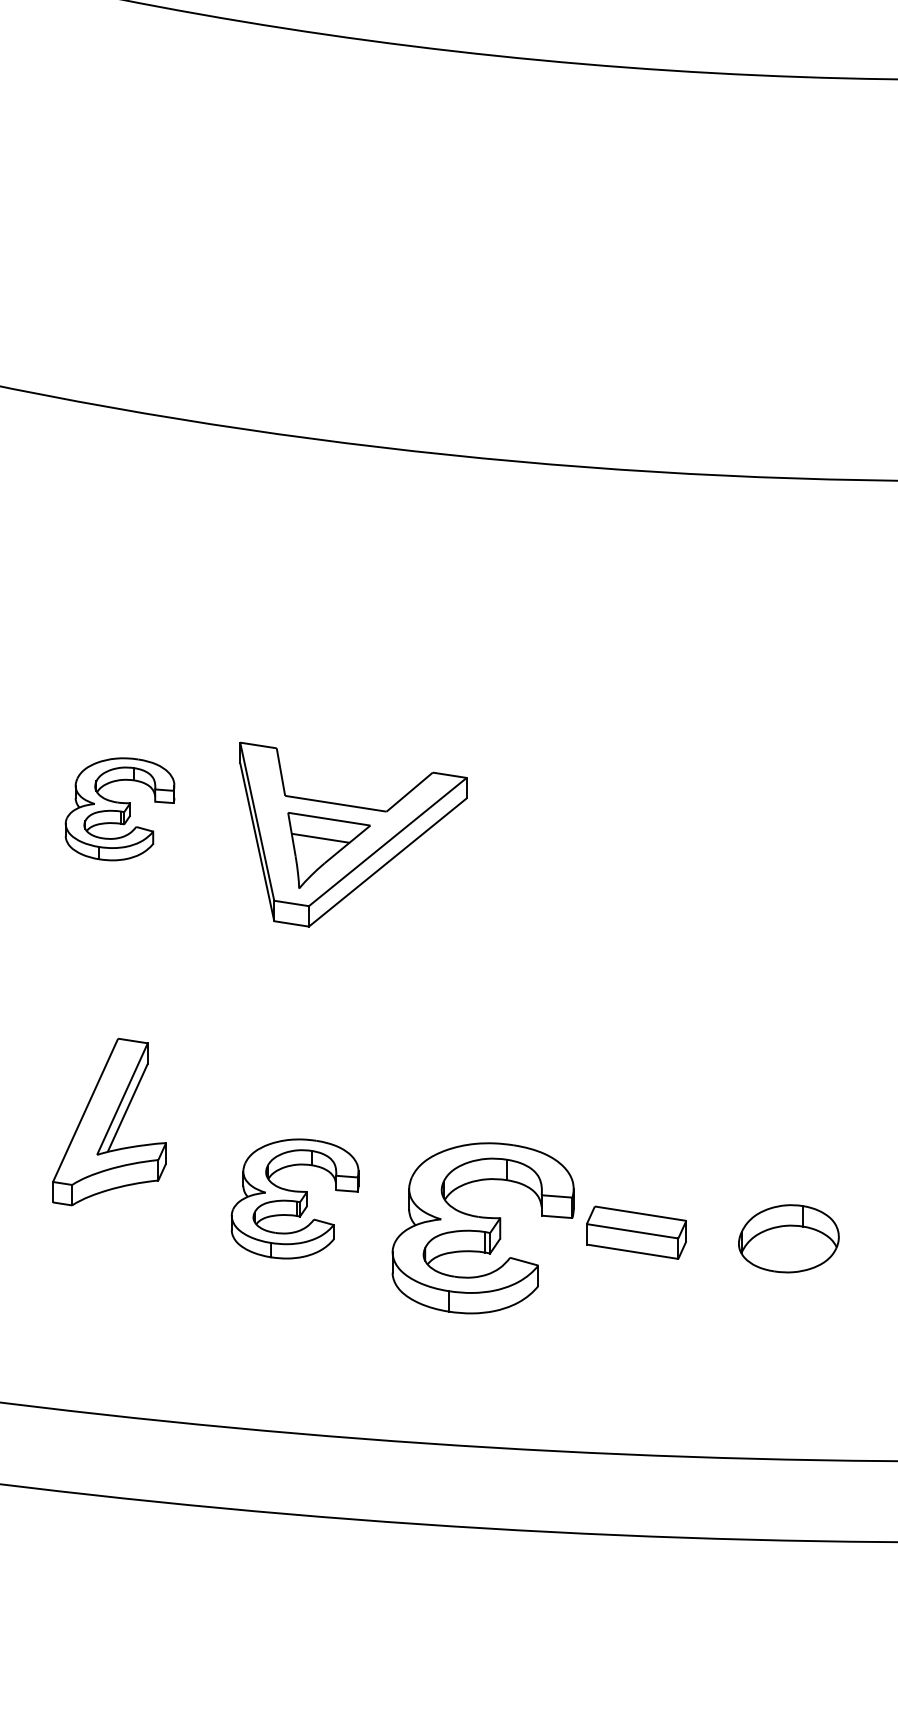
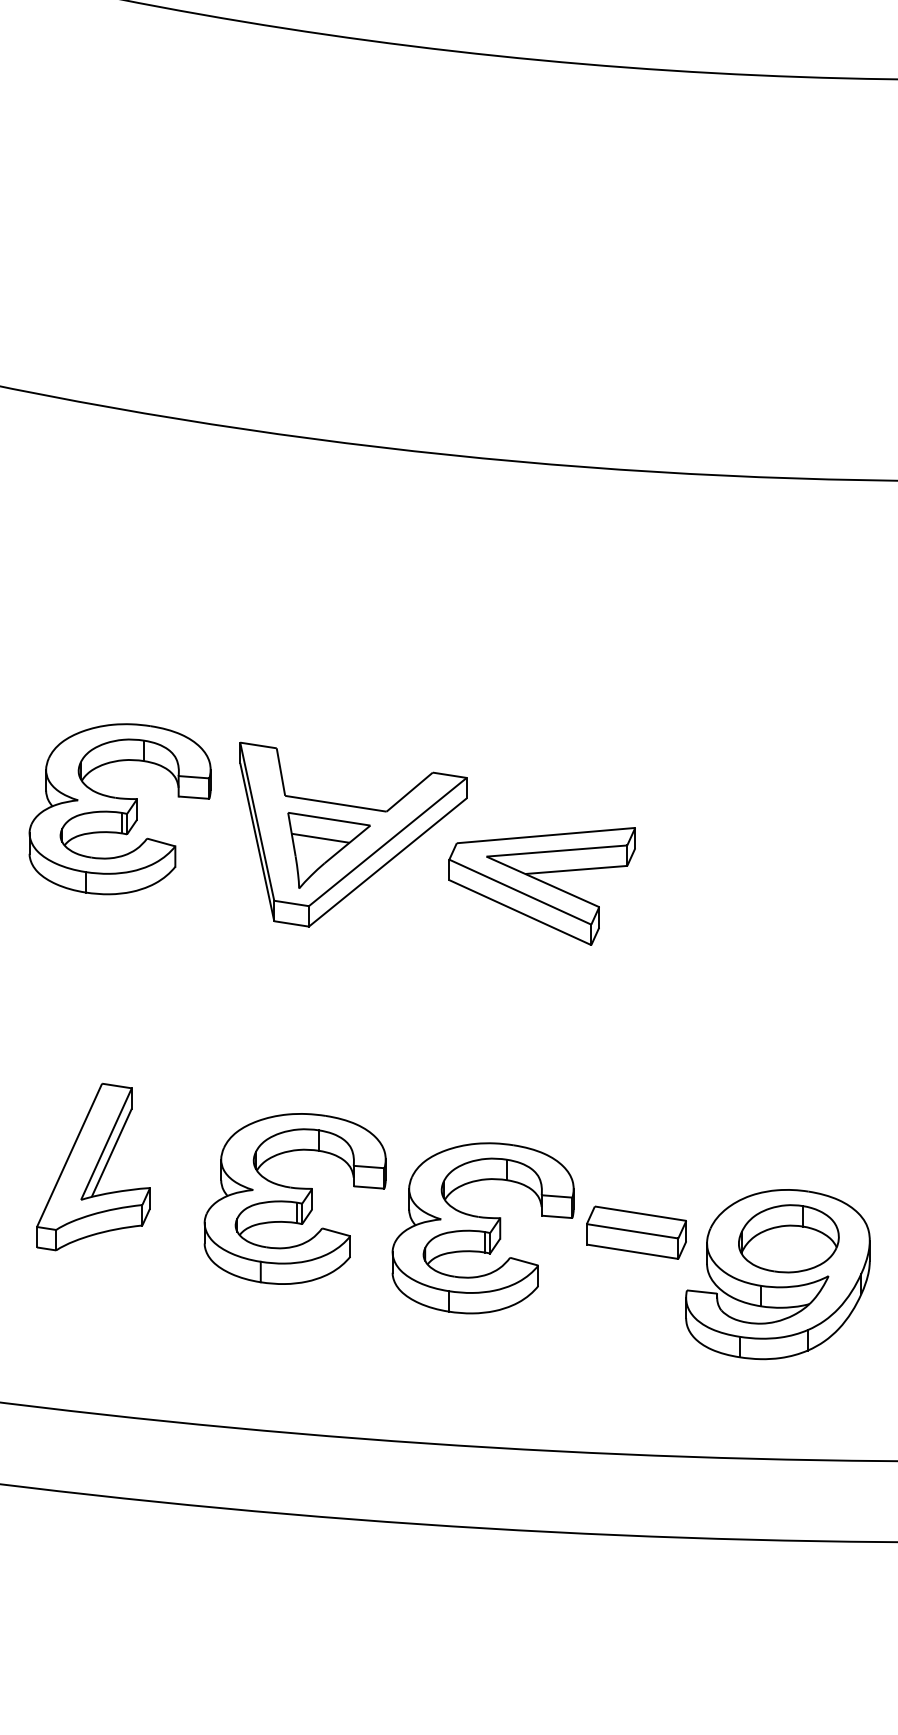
part size: 112x105 px -> 184x173 px (119, 809)
part: none -> present (541, 886)
part position: (109, 1121) -> (93, 1166) (93, 1166)
part size: 130x122 px -> 184x172 px (294, 1198)
part: none -> present (777, 1274)
